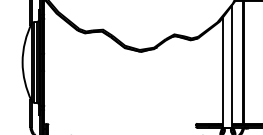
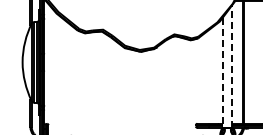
line: solid -> dashed (232, 67)
line: solid -> dashed (223, 73)
